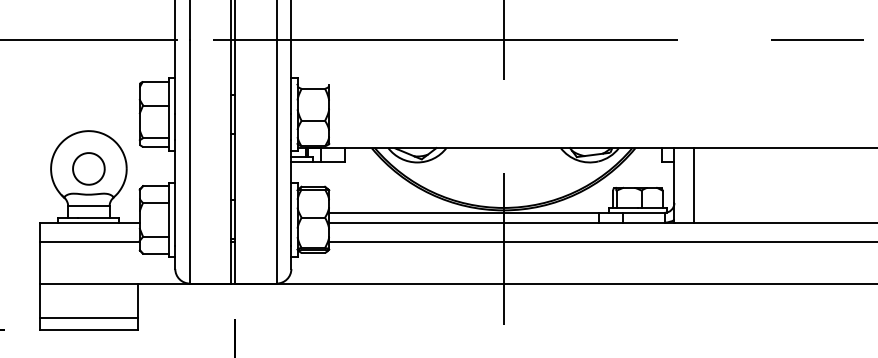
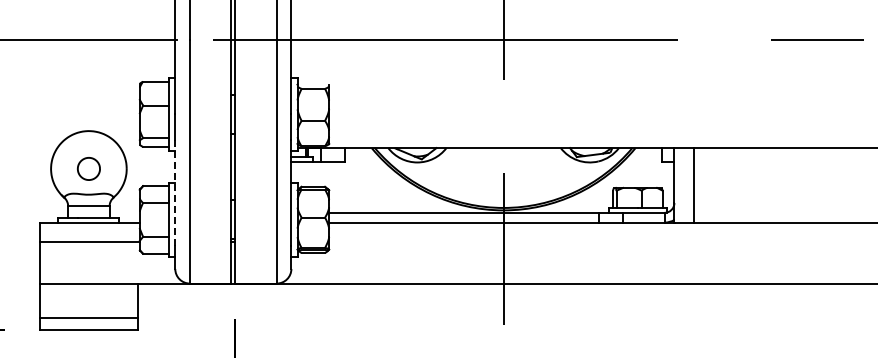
part size: 34x34 px -> 24x24 px (88, 168)
line: solid -> dashed (175, 193)
line: present -> none (601, 242)
